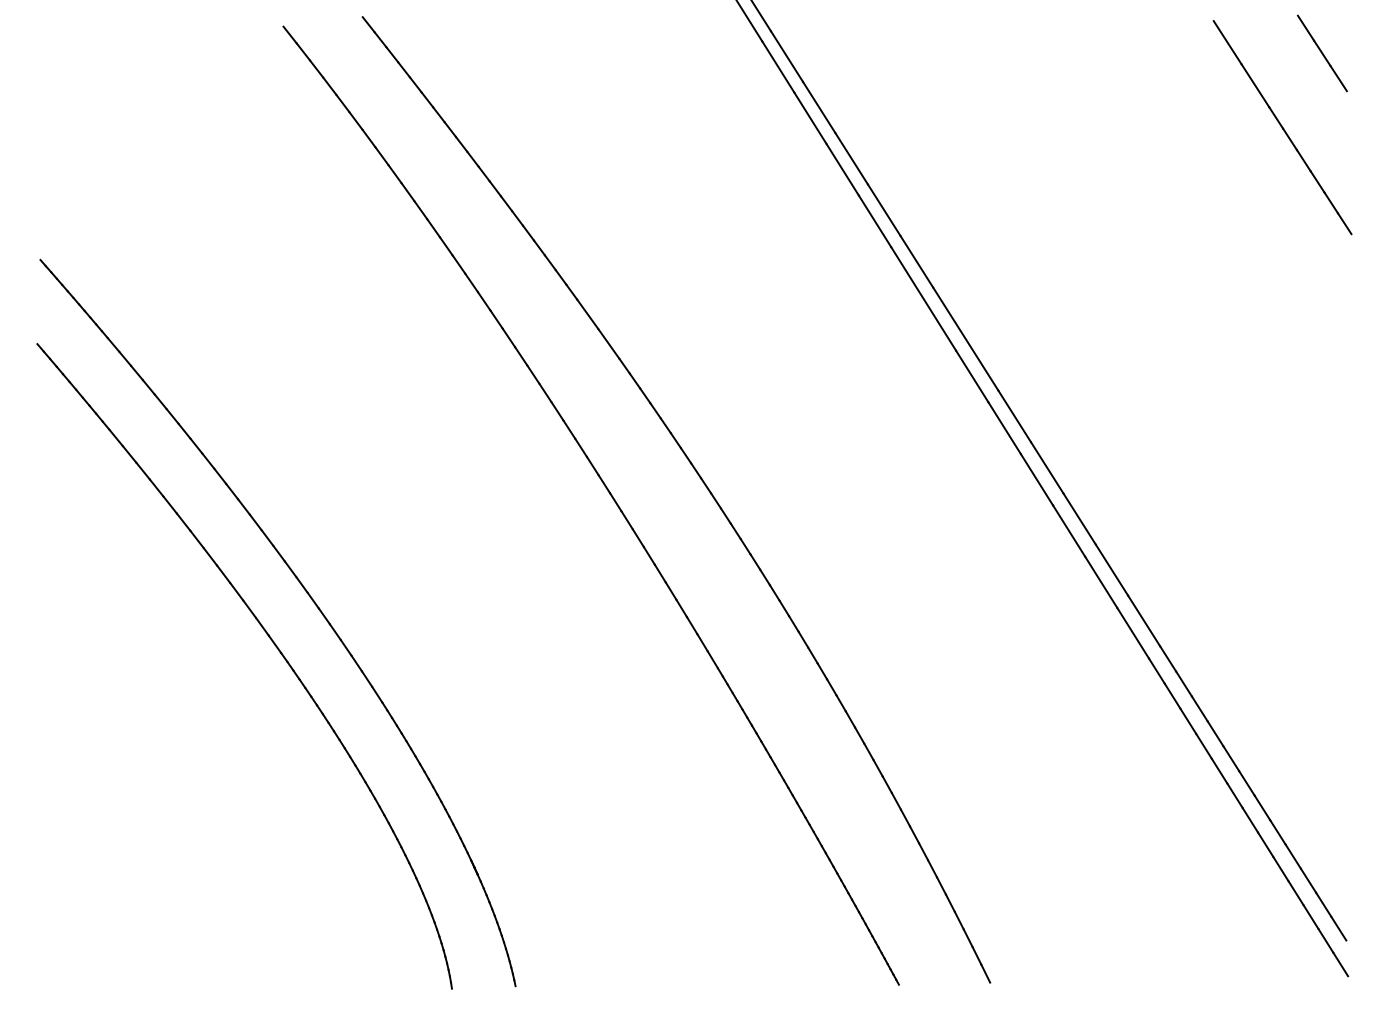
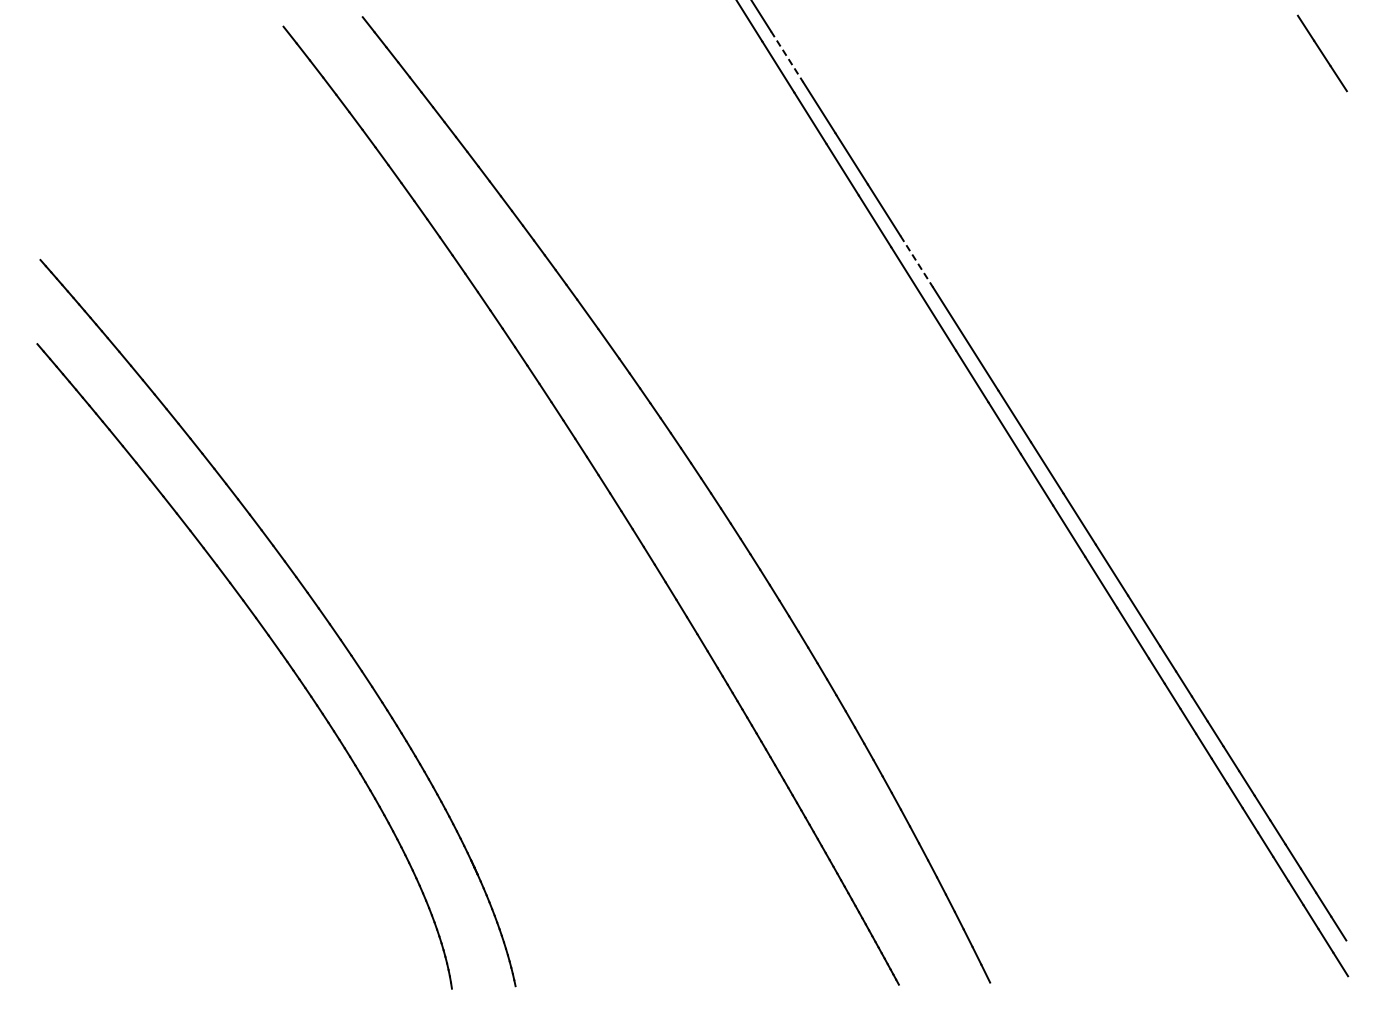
line: solid -> dashed (787, 57)
line: present -> none (1282, 127)
line: solid -> dashed (917, 262)
